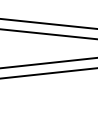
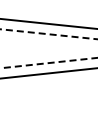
line: solid -> dashed (49, 34)
line: solid -> dashed (49, 63)
